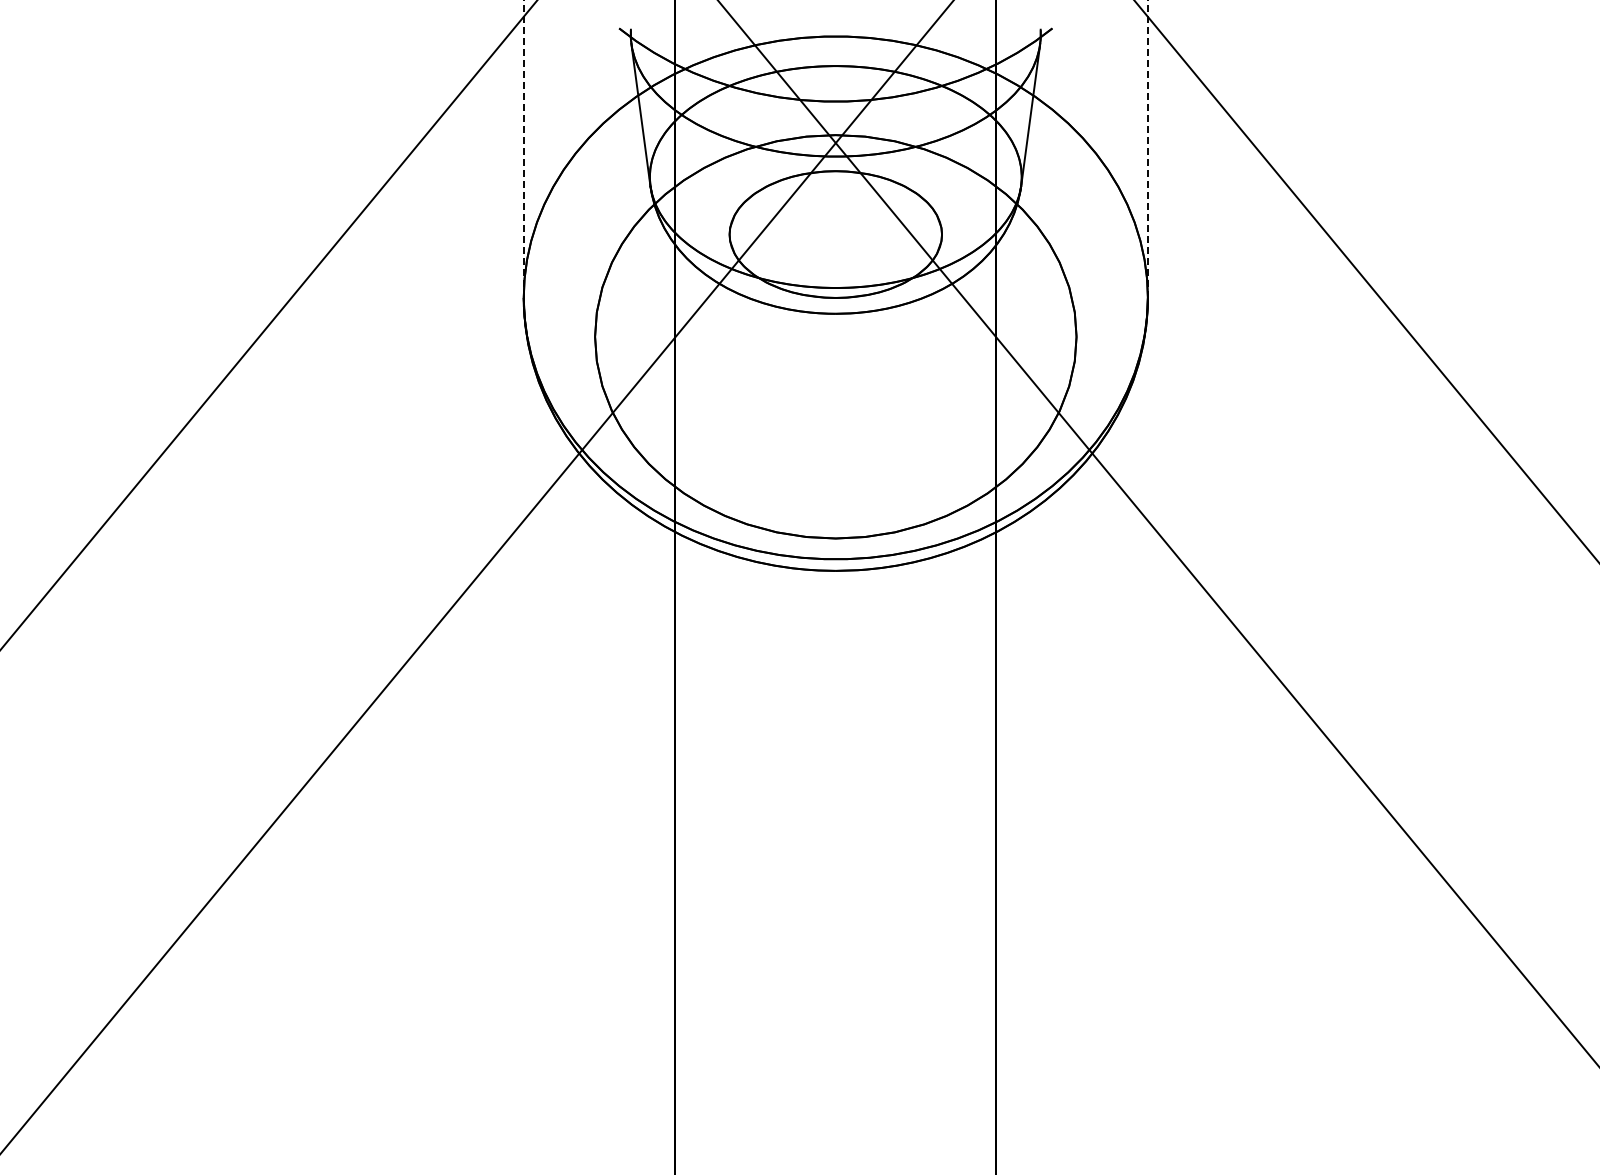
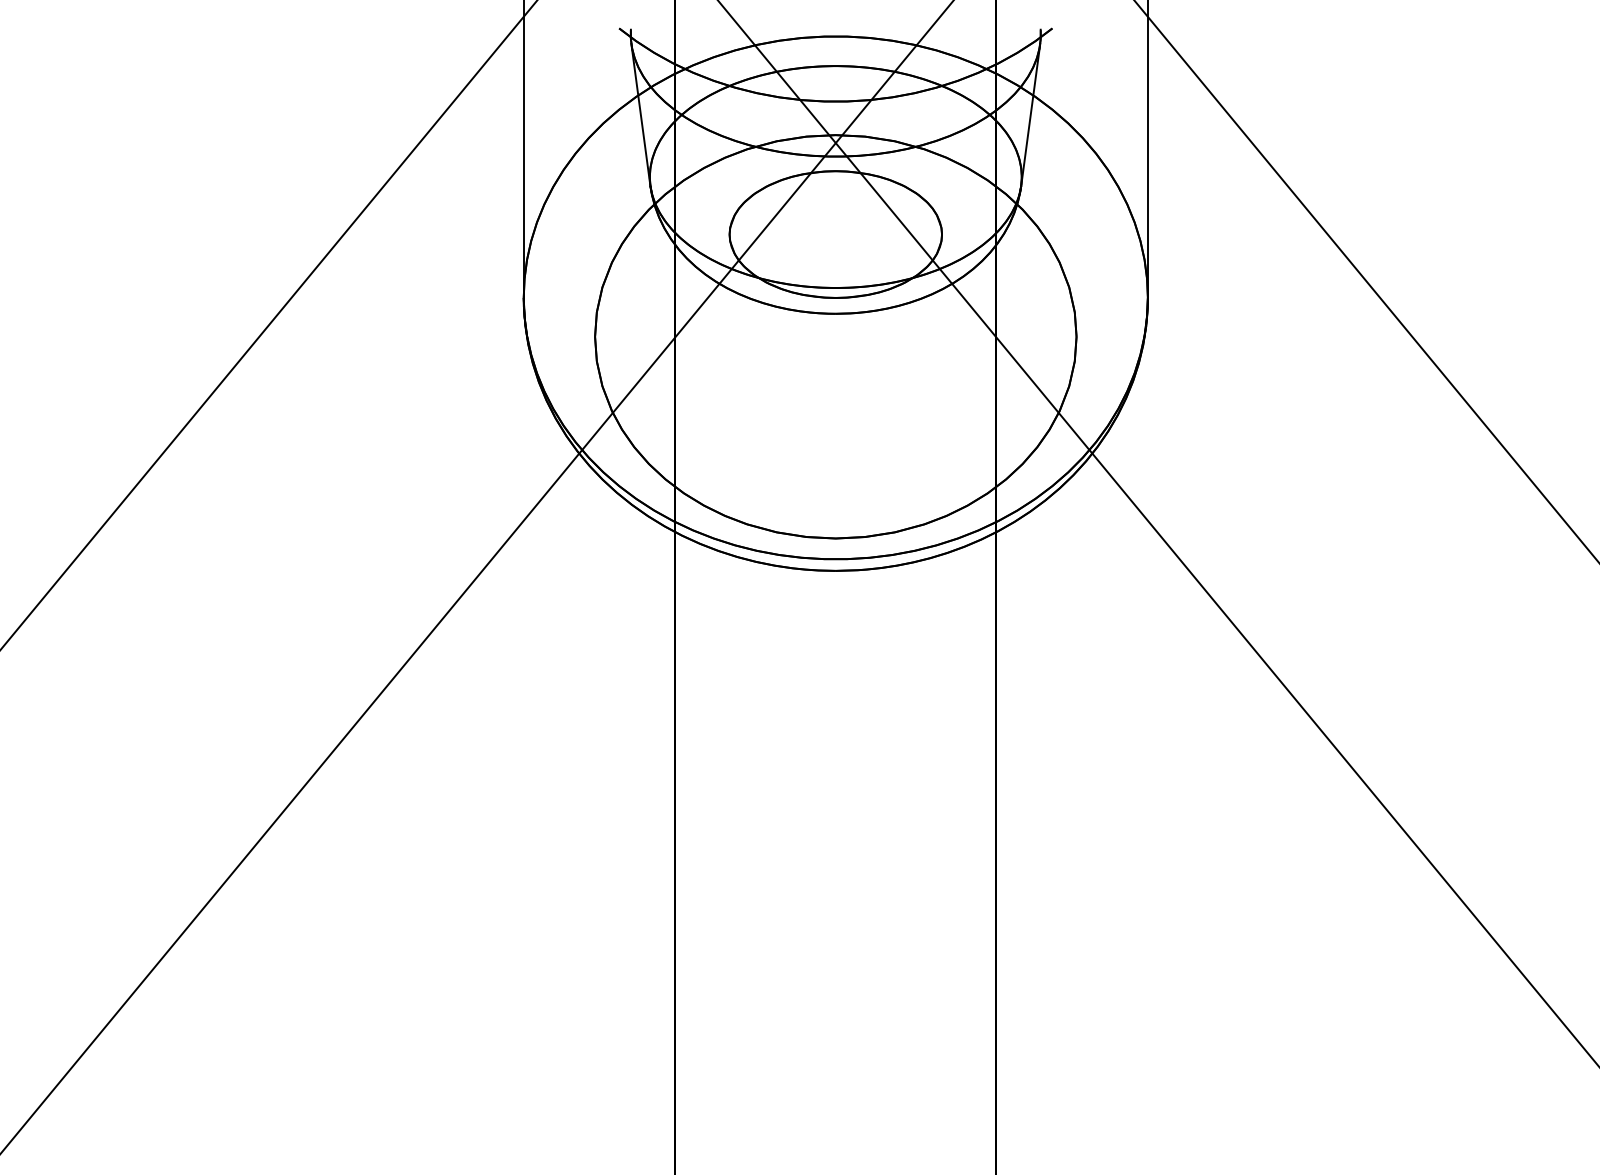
line: dashed -> solid (523, 148)
line: dashed -> solid (1147, 148)
